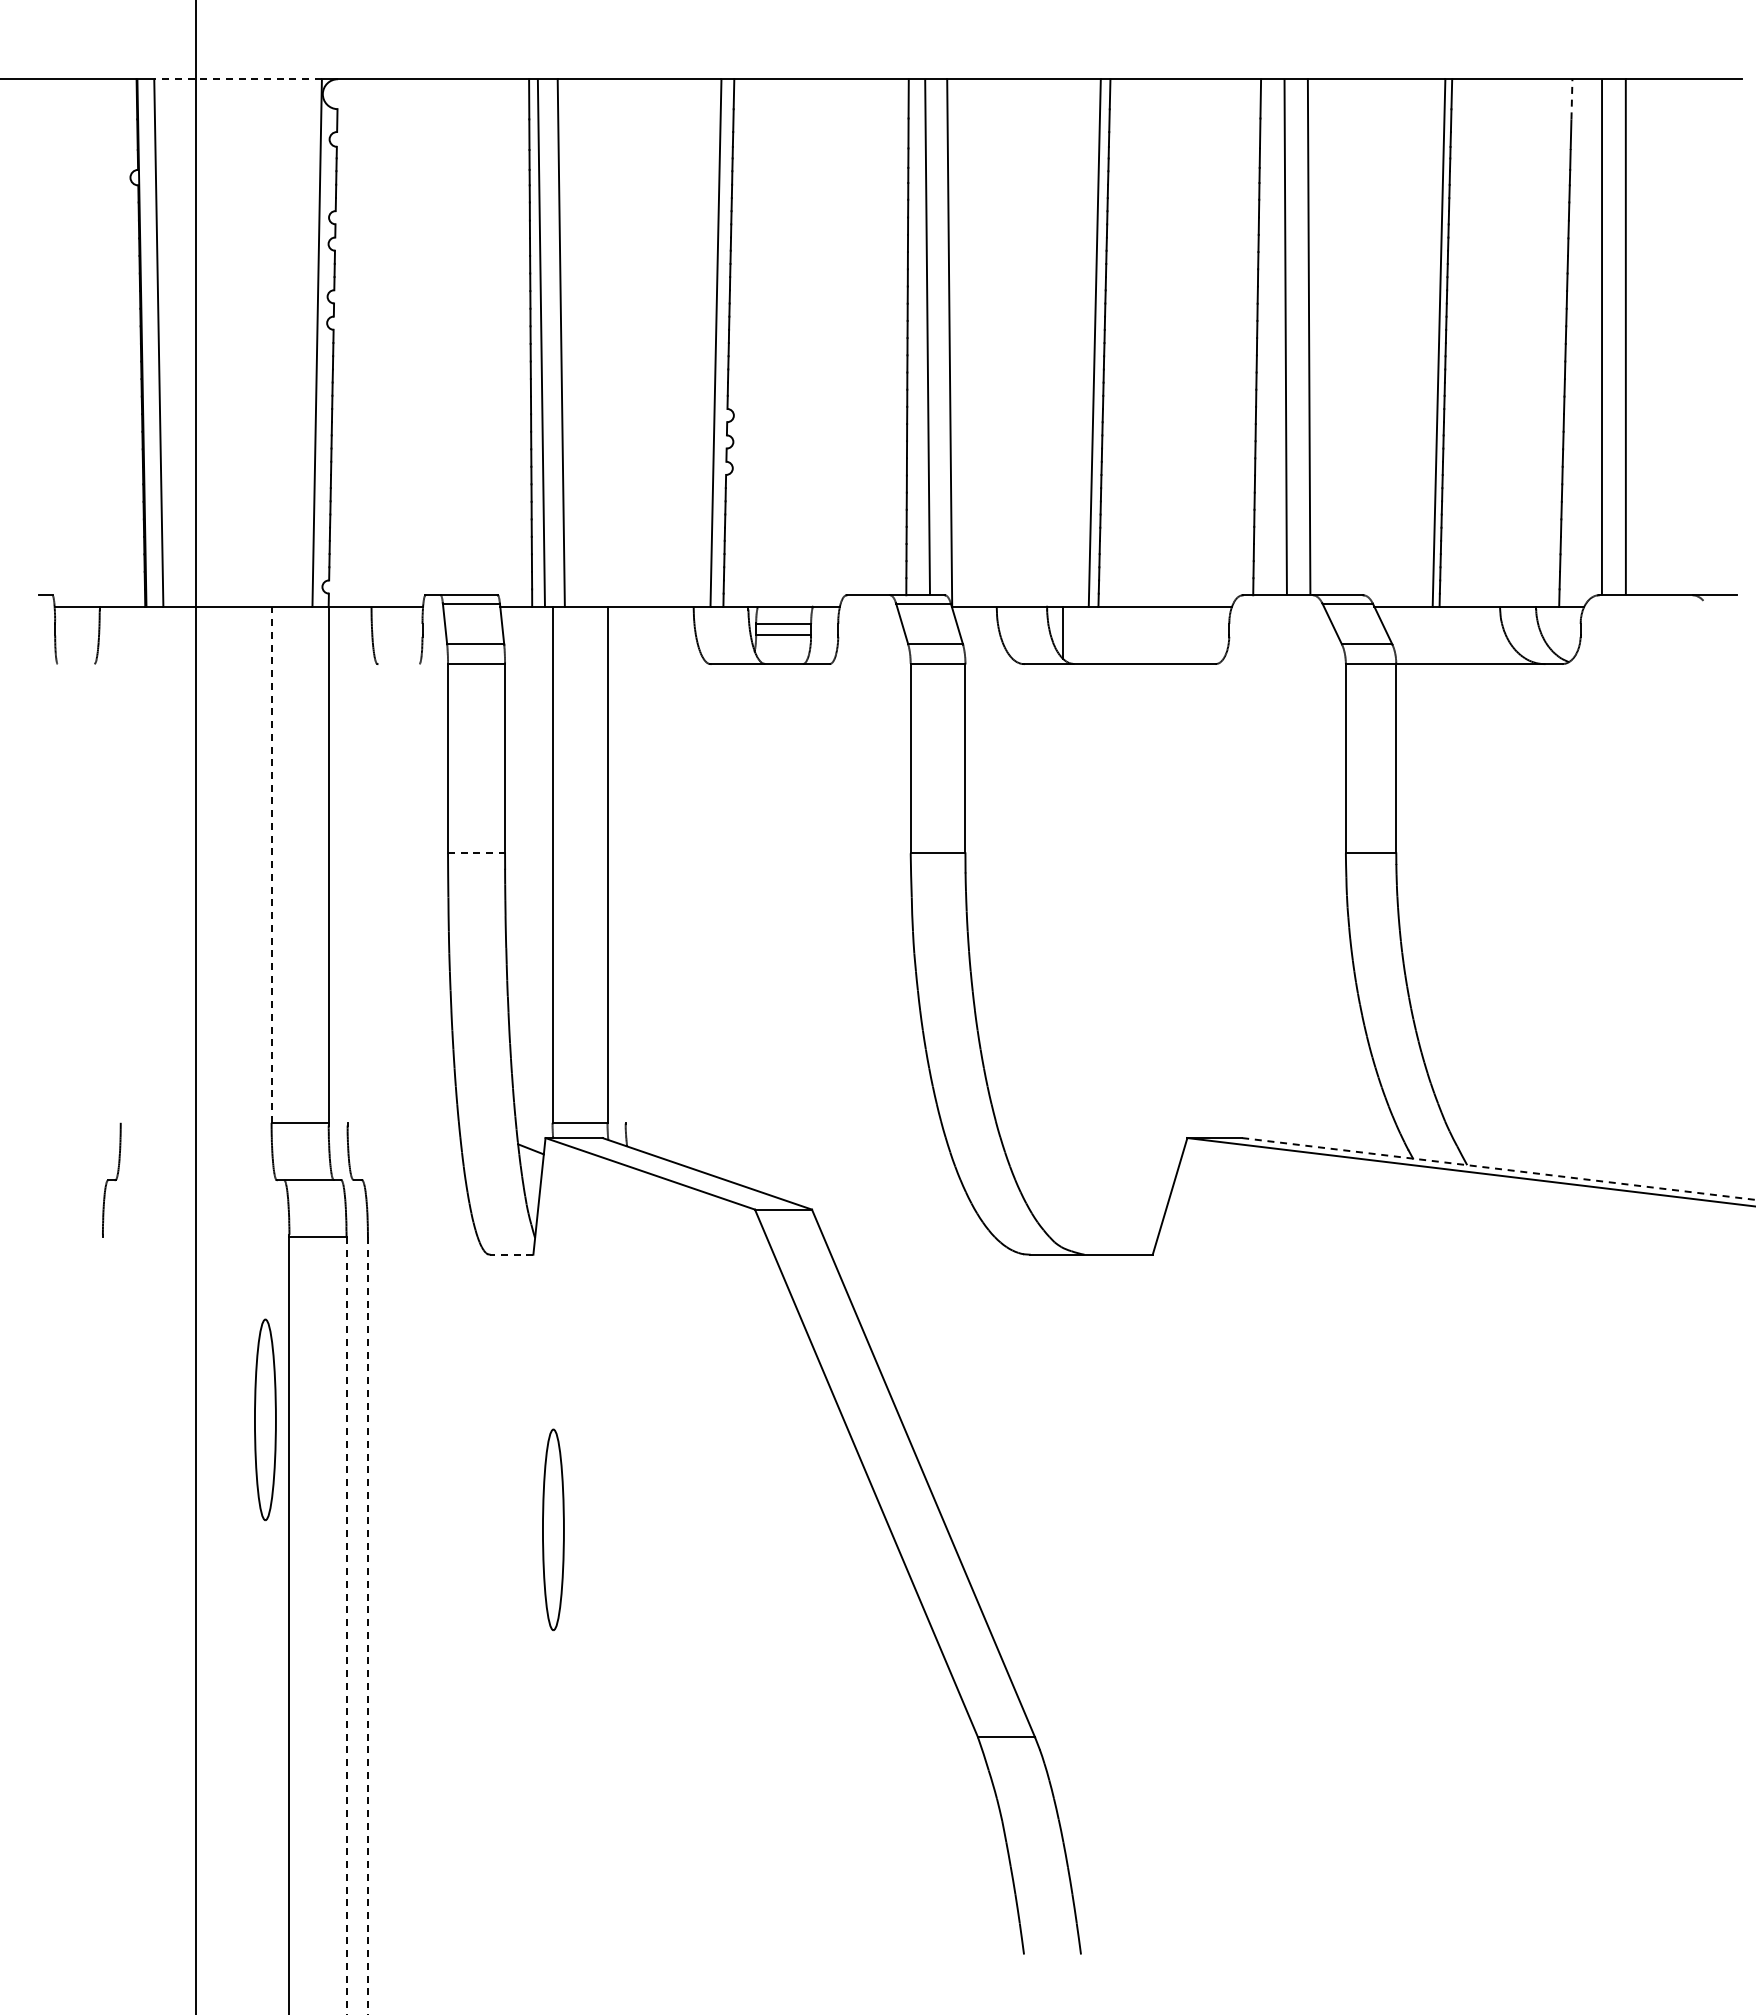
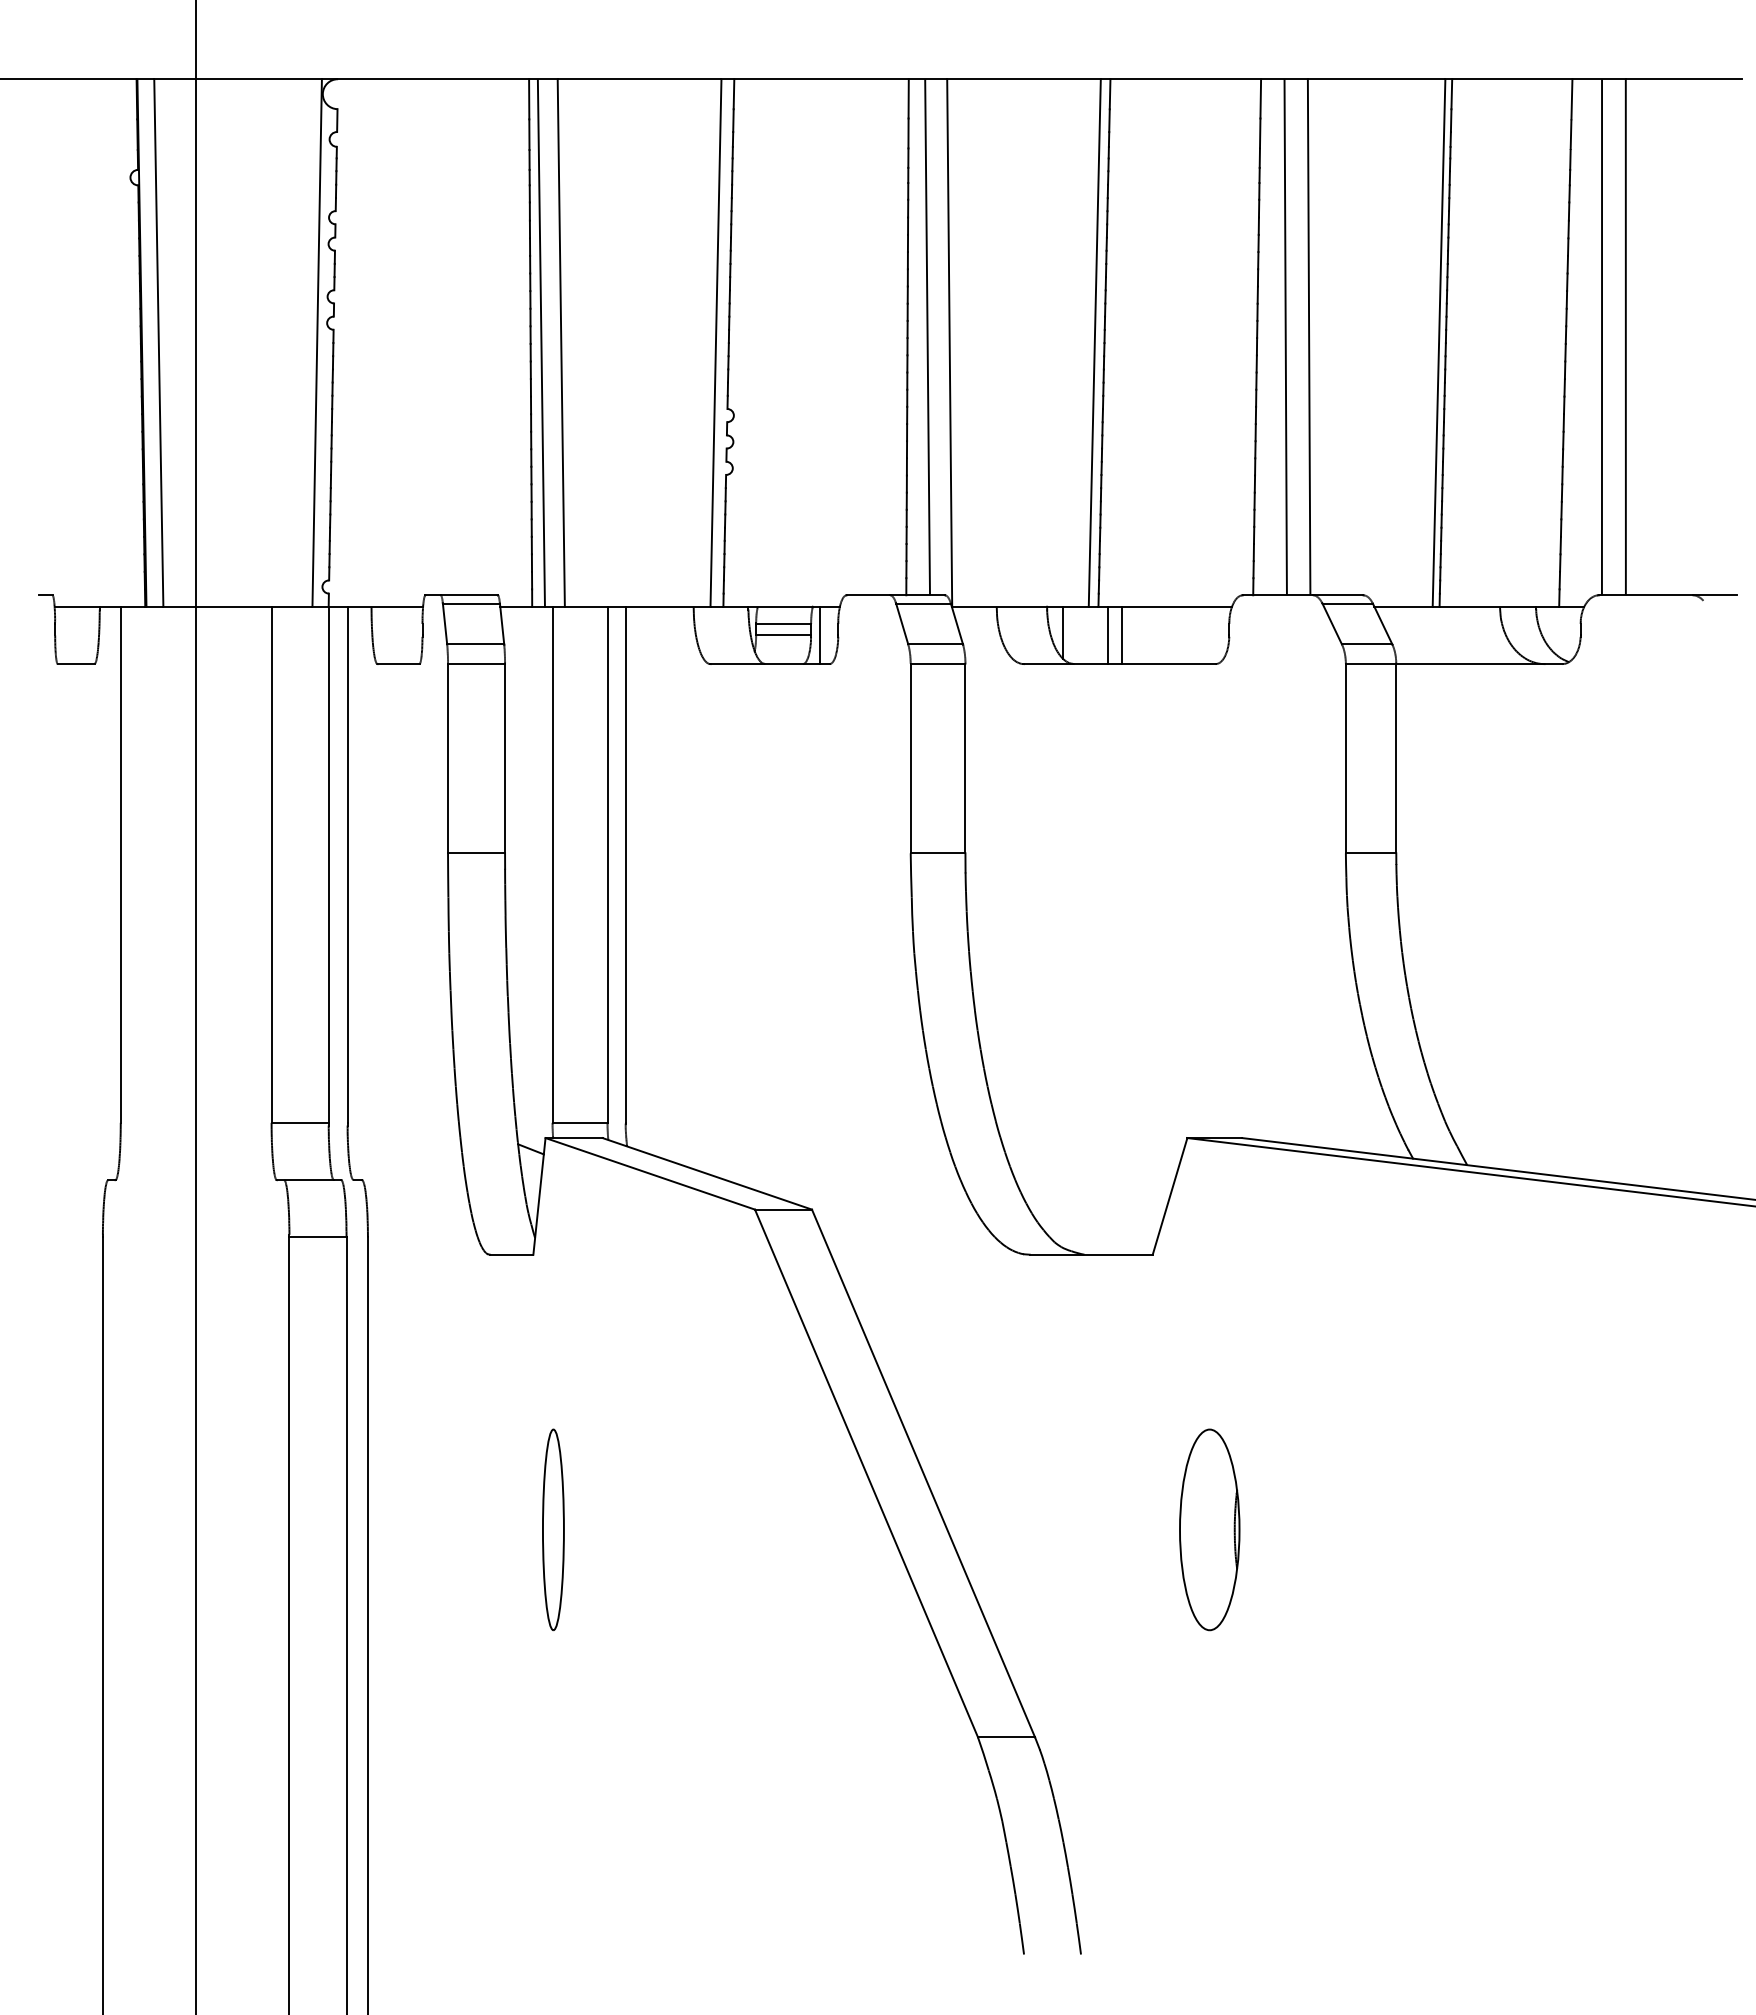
line: dashed -> solid (238, 79)
line: dashed -> solid (1571, 98)
line: none -> present (819, 635)
line: none -> present (1107, 635)
line: none -> present (1122, 635)
line: none -> present (75, 664)
line: none -> present (398, 664)
line: dashed -> solid (476, 853)
line: none -> present (120, 864)
line: dashed -> solid (271, 864)
line: none -> present (347, 864)
line: none -> present (625, 864)
line: dashed -> solid (1499, 1169)
line: dashed -> solid (511, 1254)
part: present -> none (265, 1419)
part: none -> present (1209, 1529)
line: none -> present (102, 1624)
line: dashed -> solid (346, 1625)
line: dashed -> solid (367, 1625)
